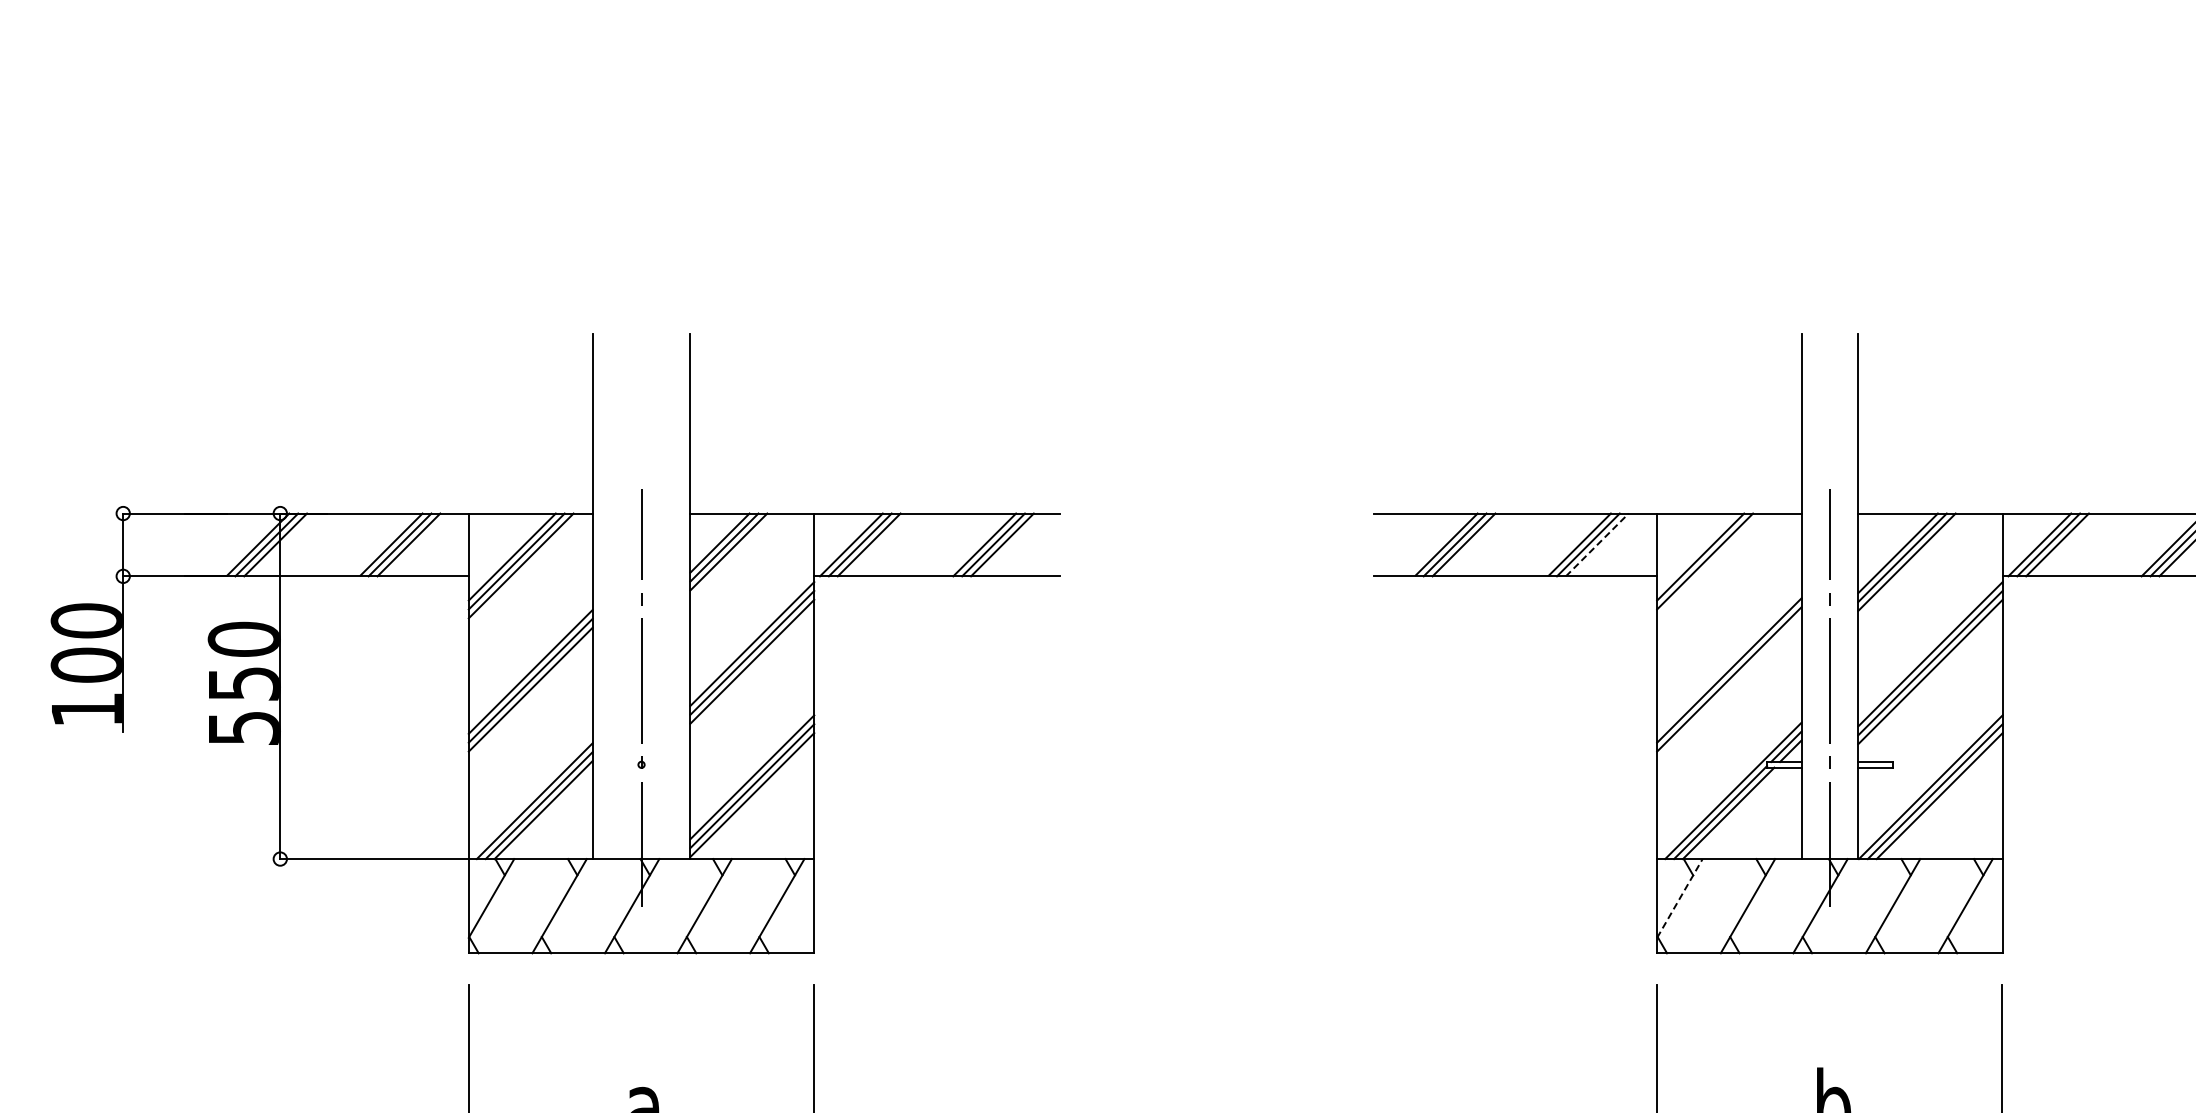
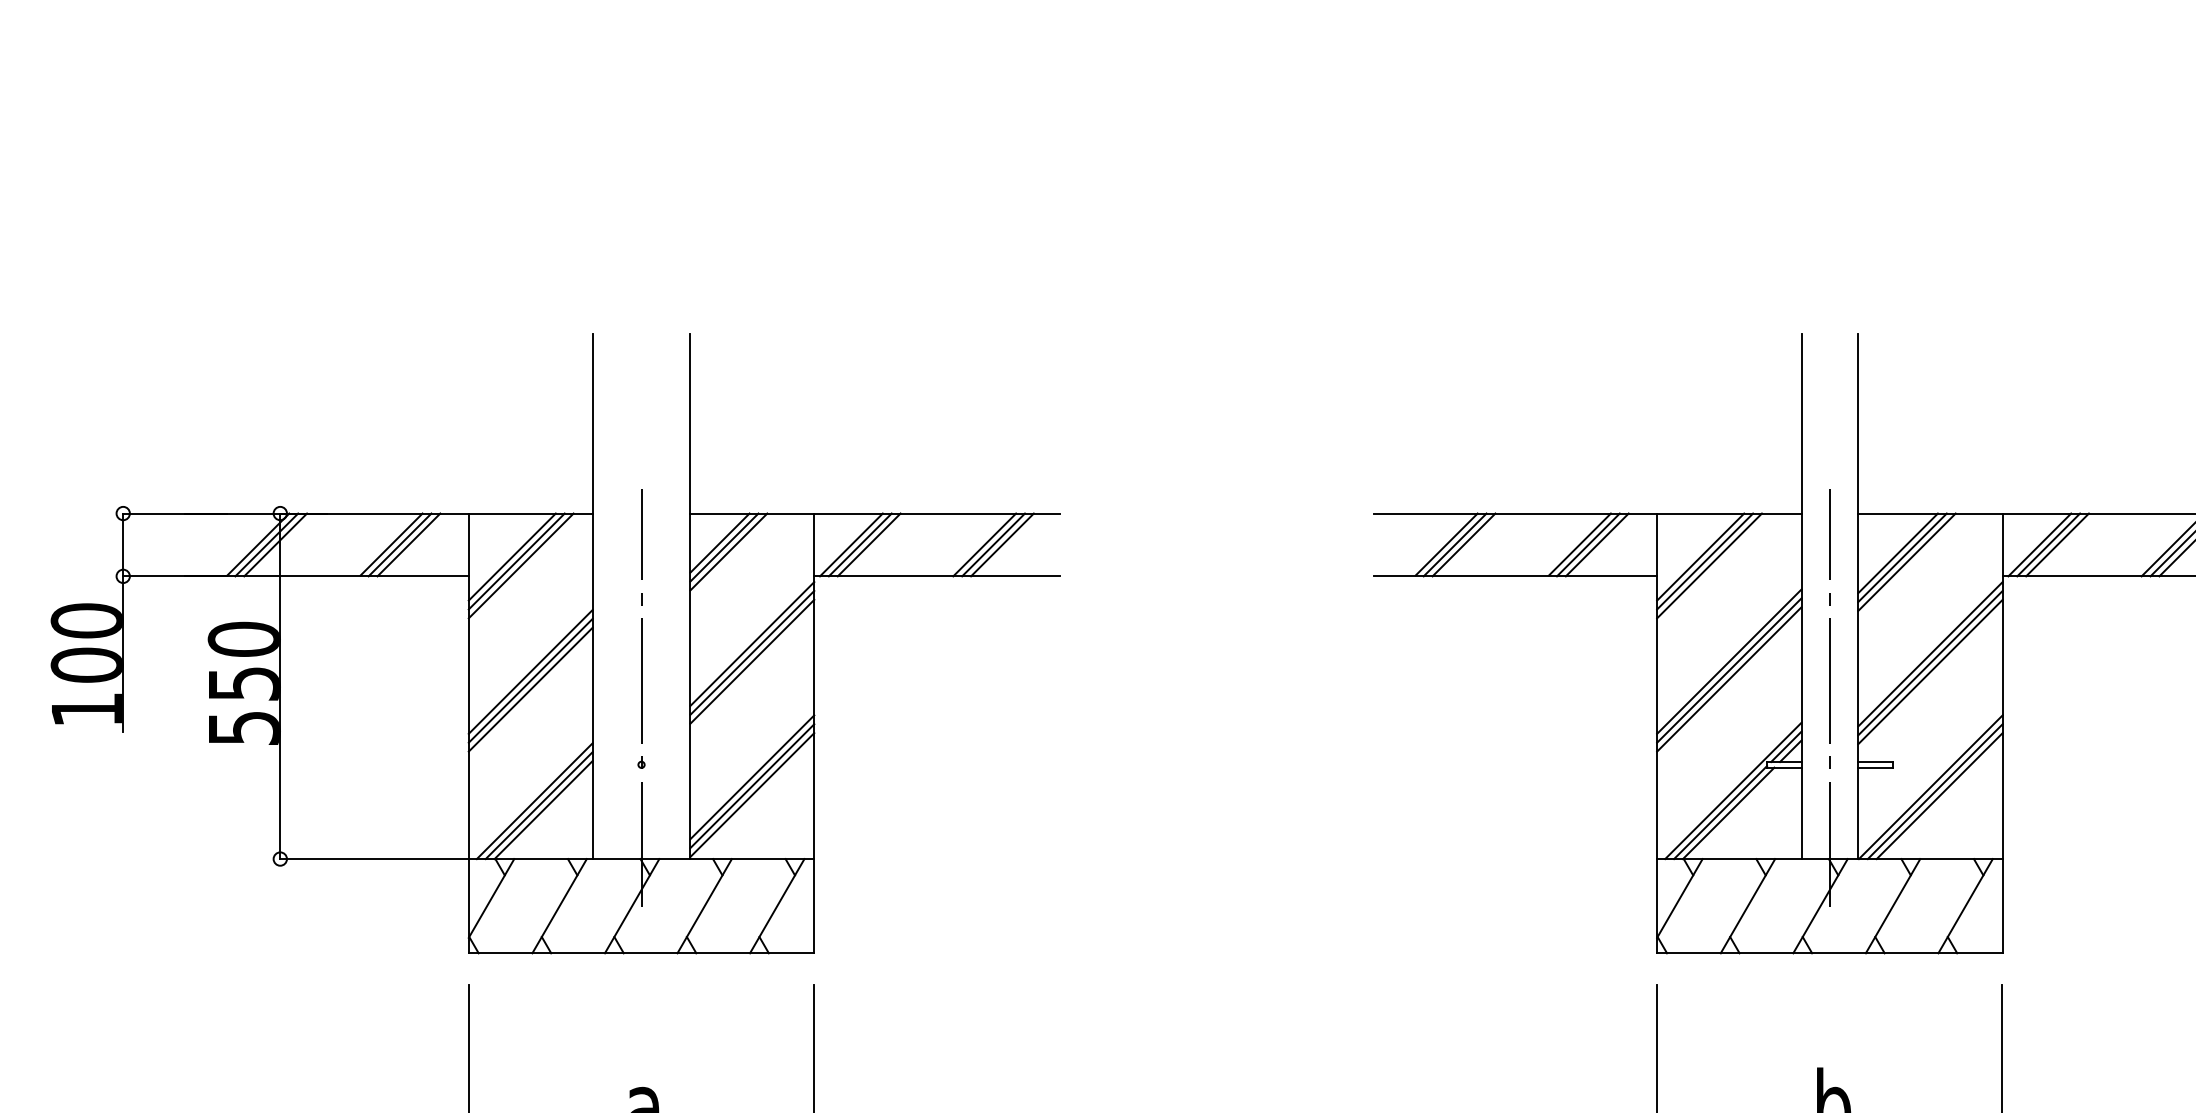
line: dashed -> solid (1597, 544)
line: none -> present (1709, 565)
line: none -> present (1729, 661)
line: dashed -> solid (1679, 898)
